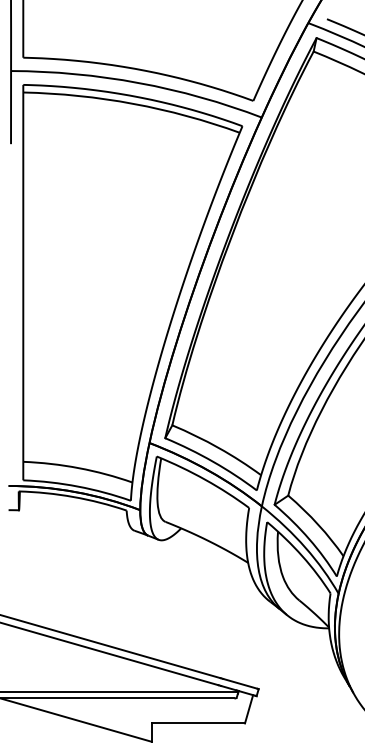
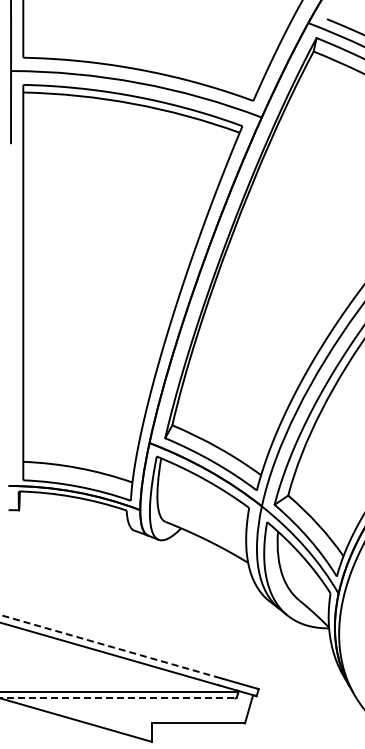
line: solid -> dashed (110, 646)
line: solid -> dashed (117, 698)
